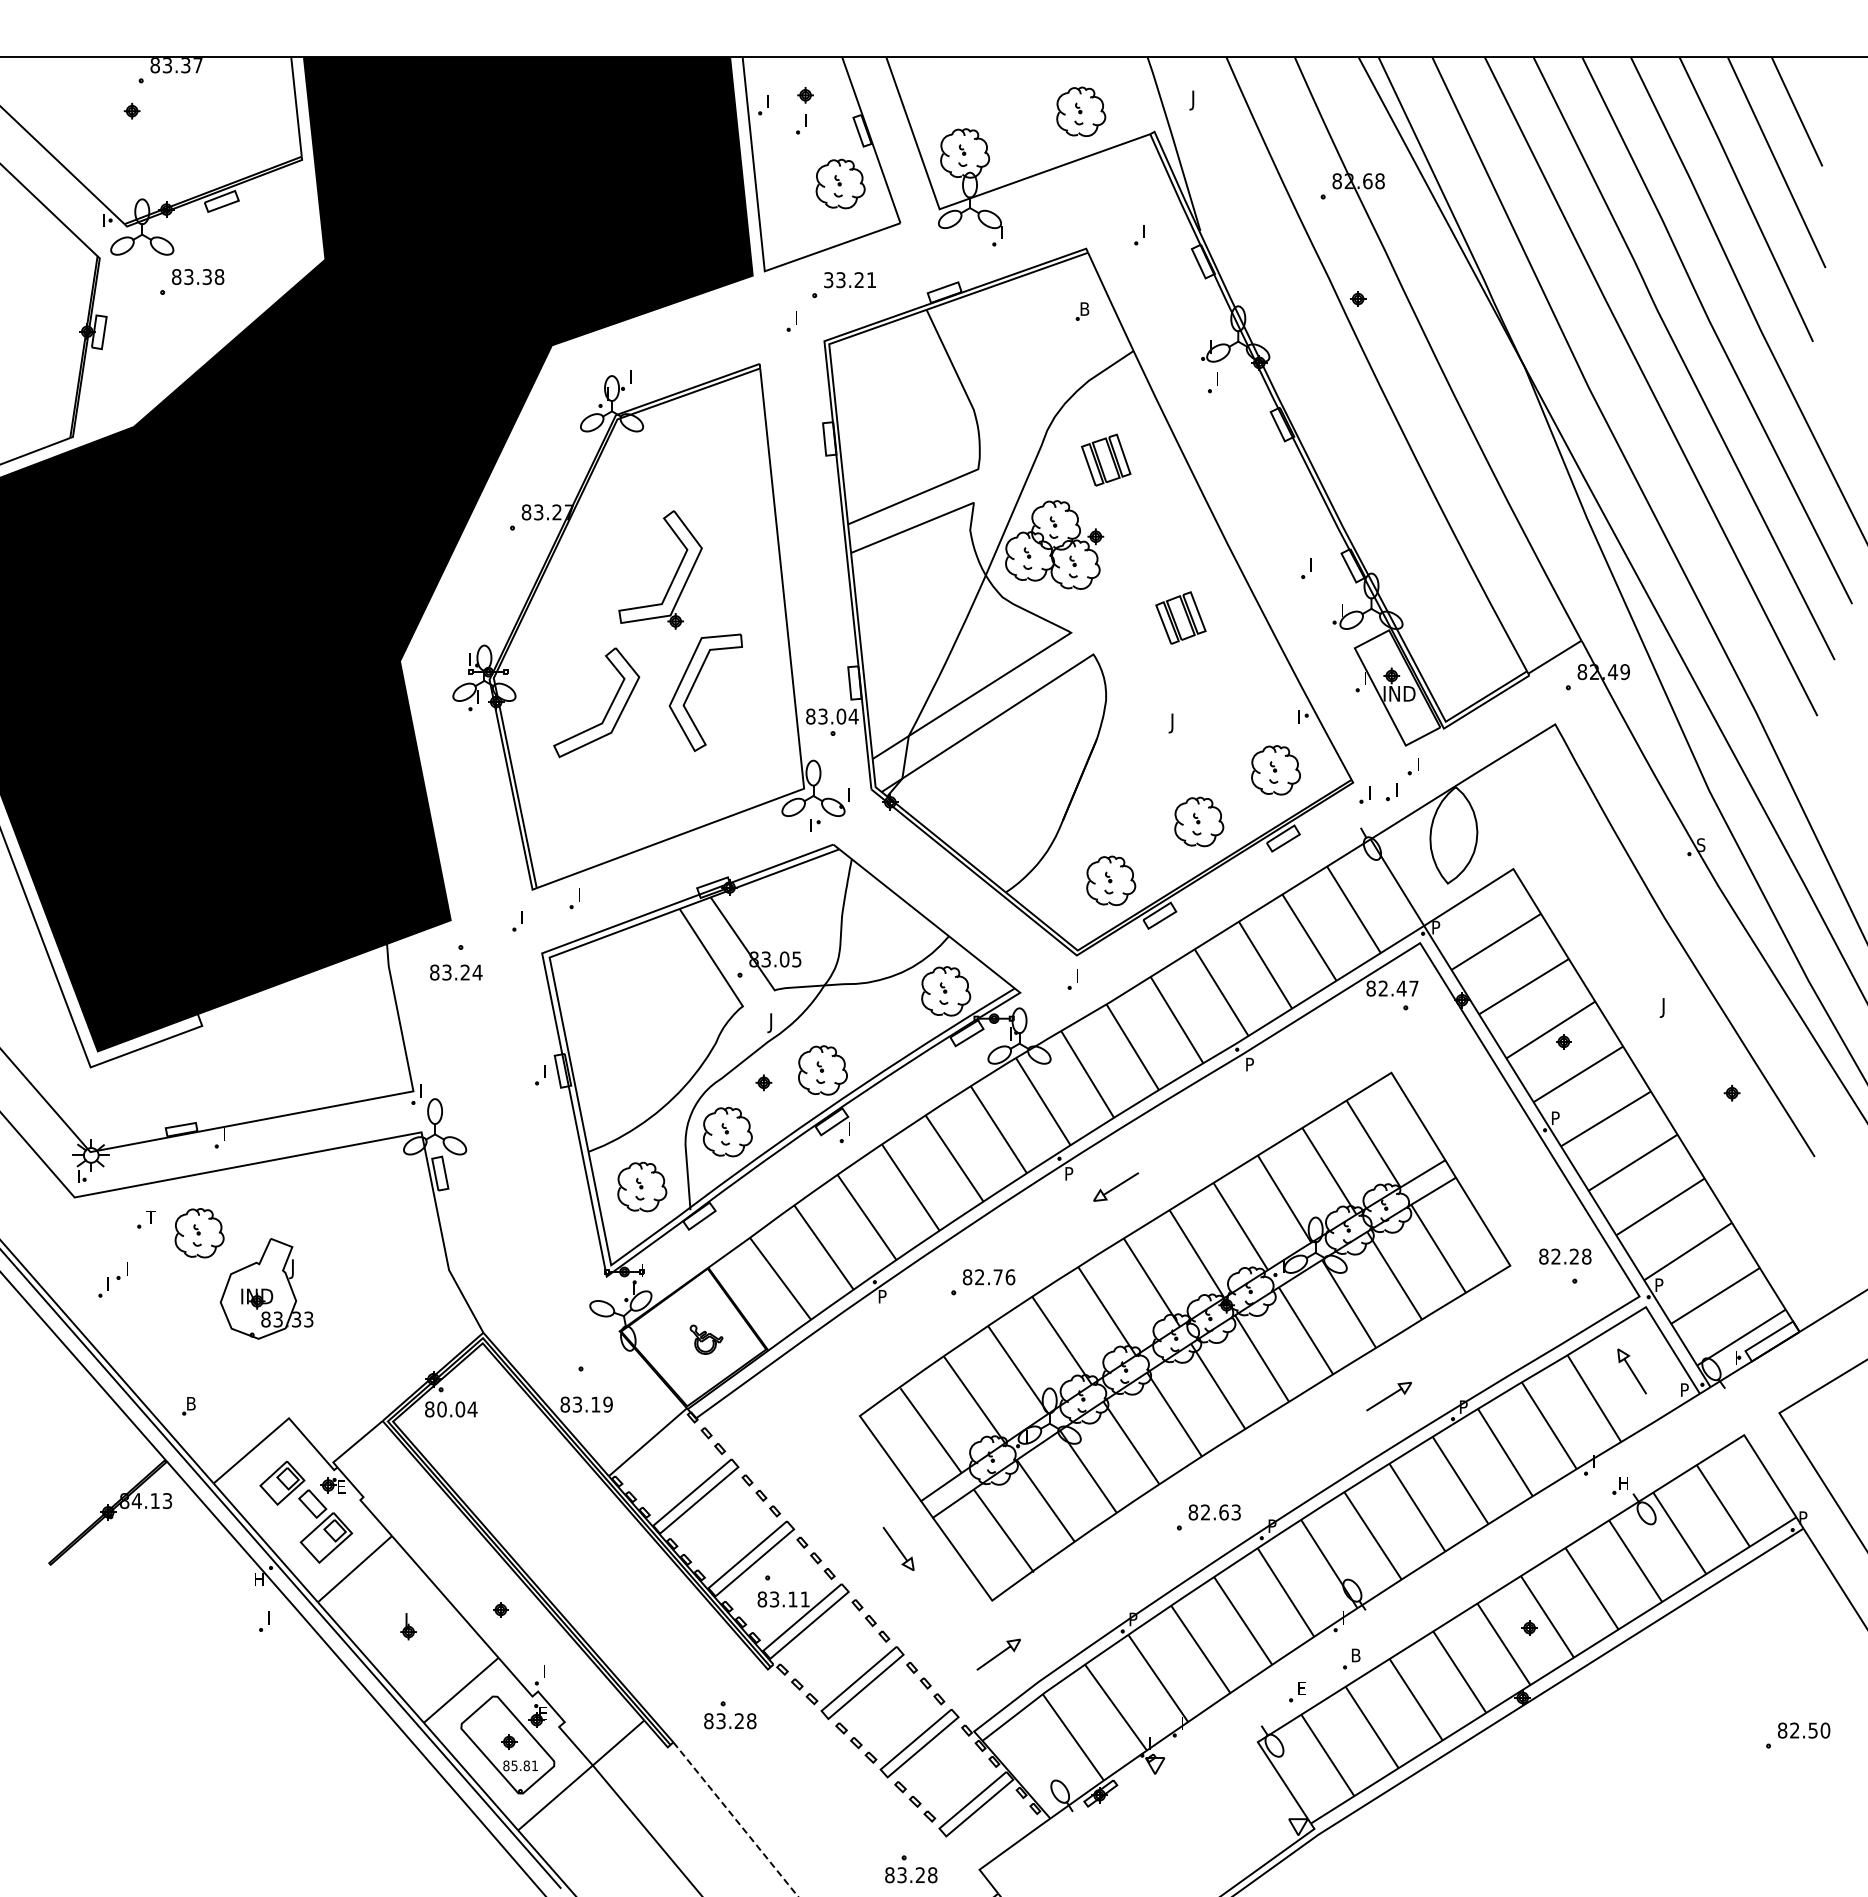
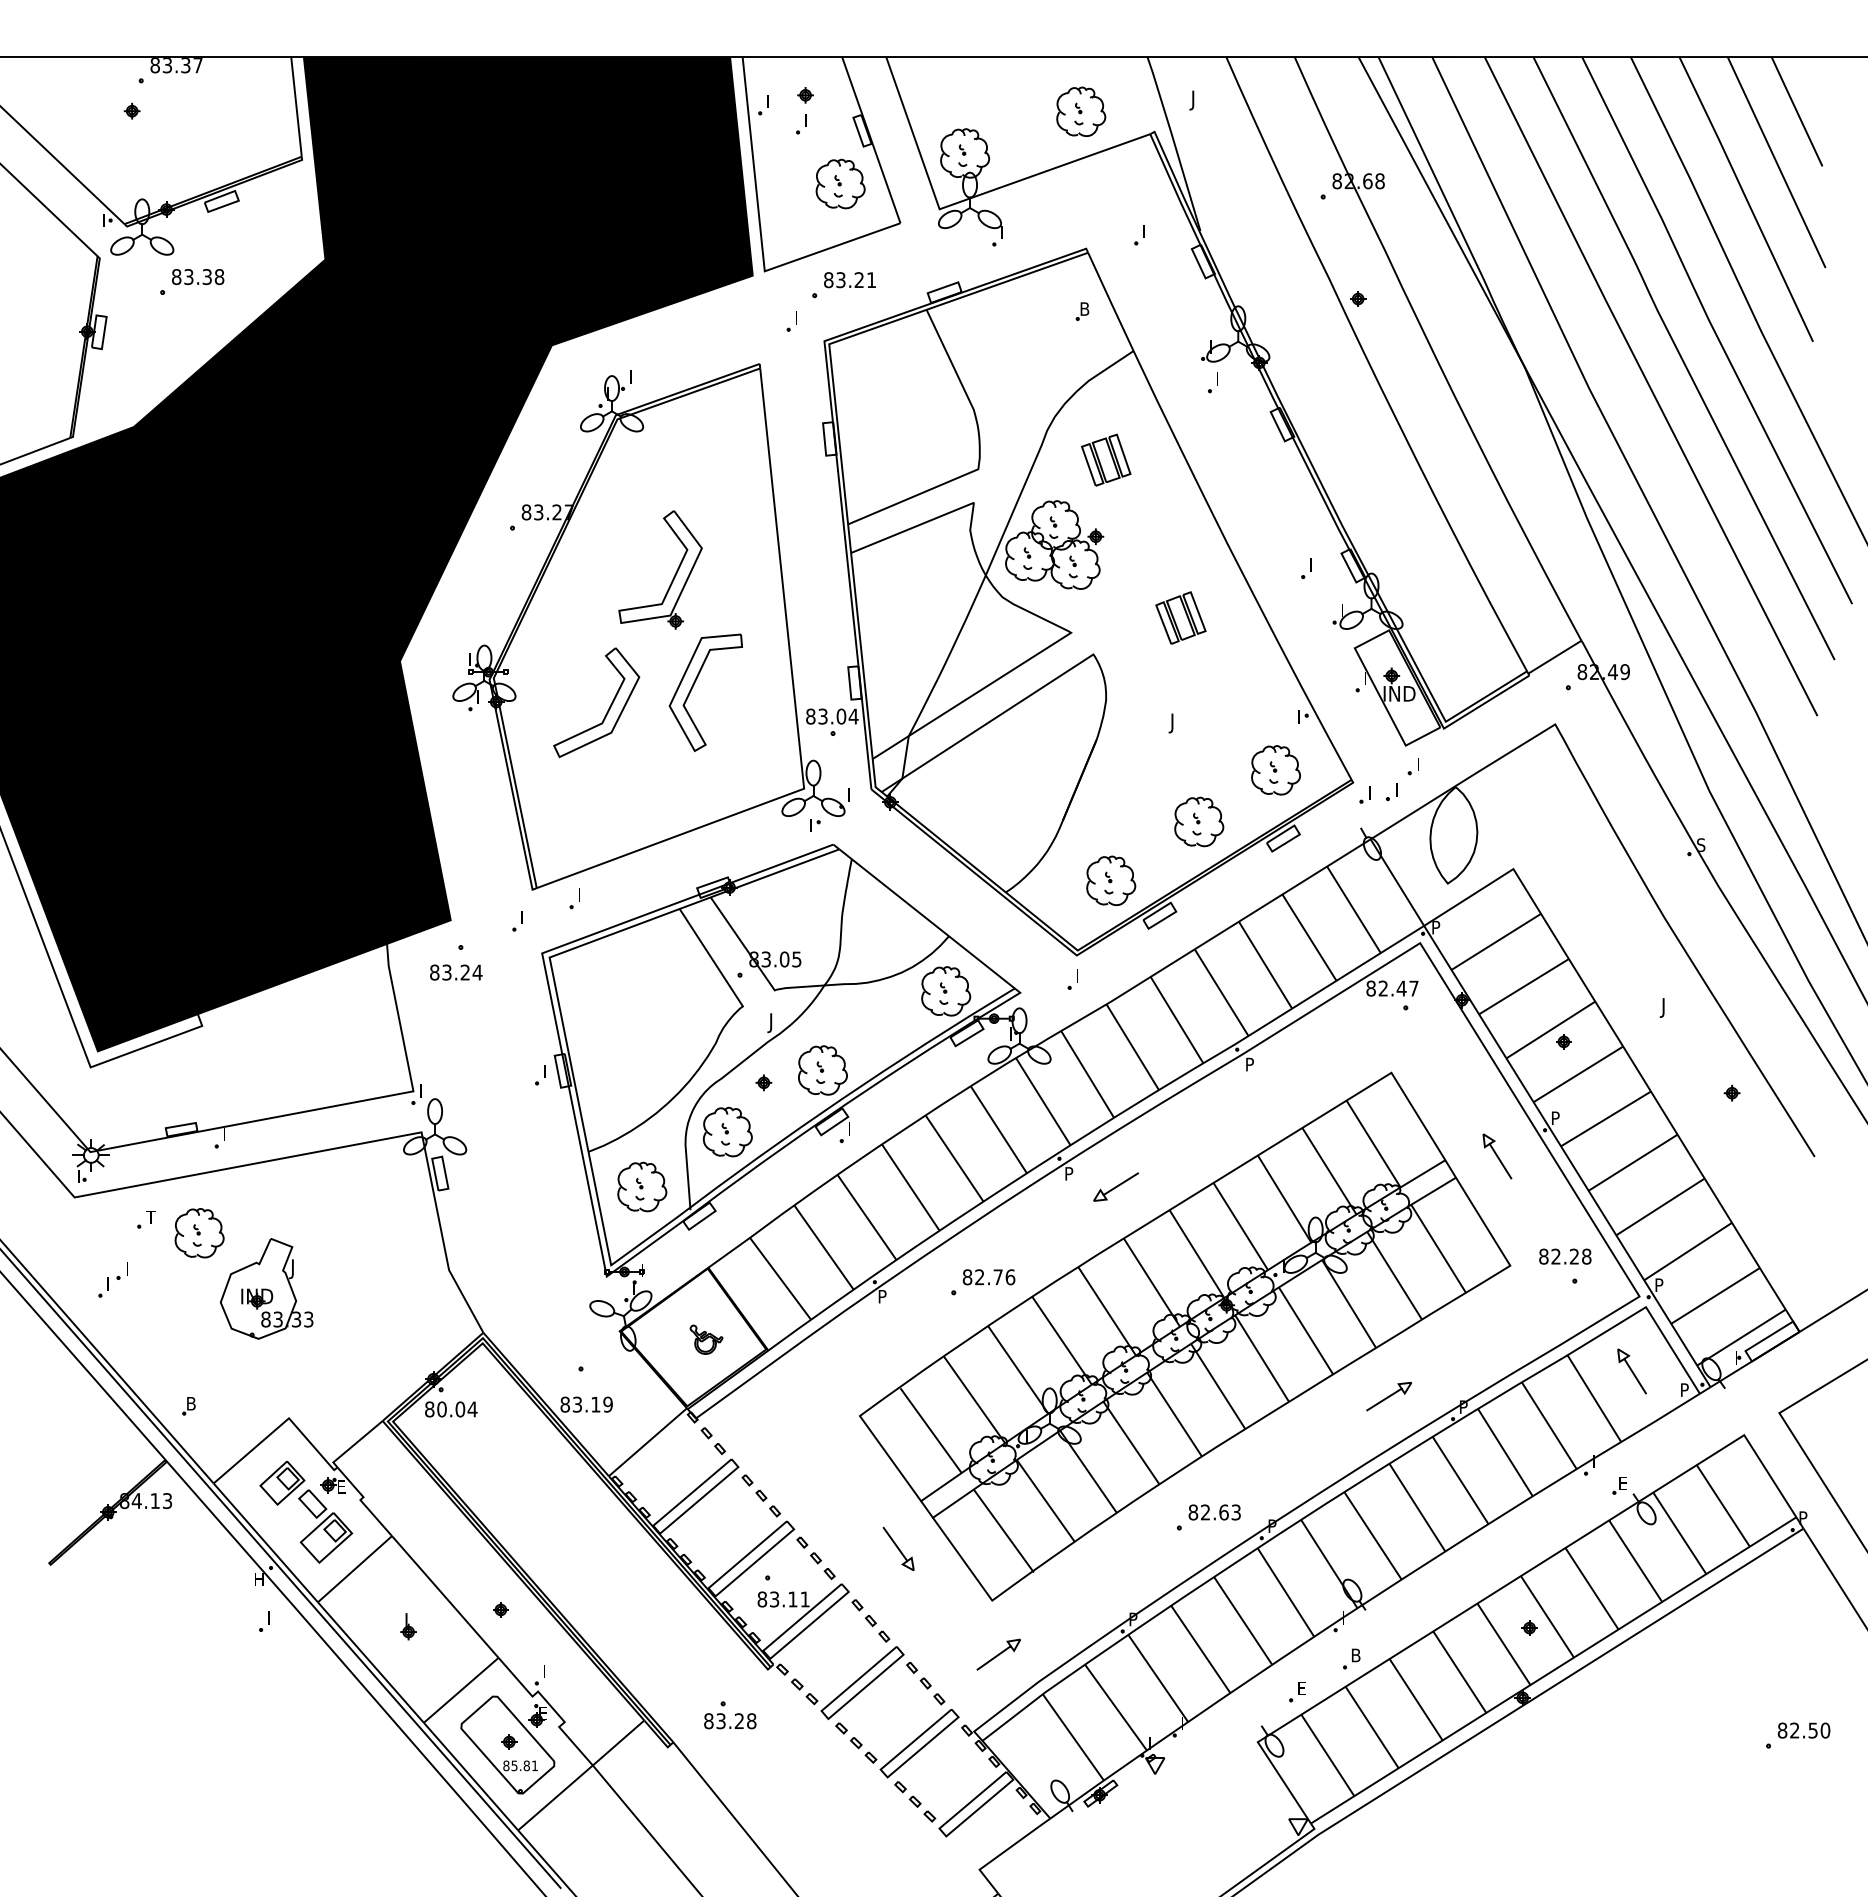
text: 33.21 -> 83.21 (828, 280)
curve: none -> present (1497, 1156)
text: H -> E (1624, 1483)
line: dashed -> solid (736, 1819)
part: present -> none (911, 1869)
